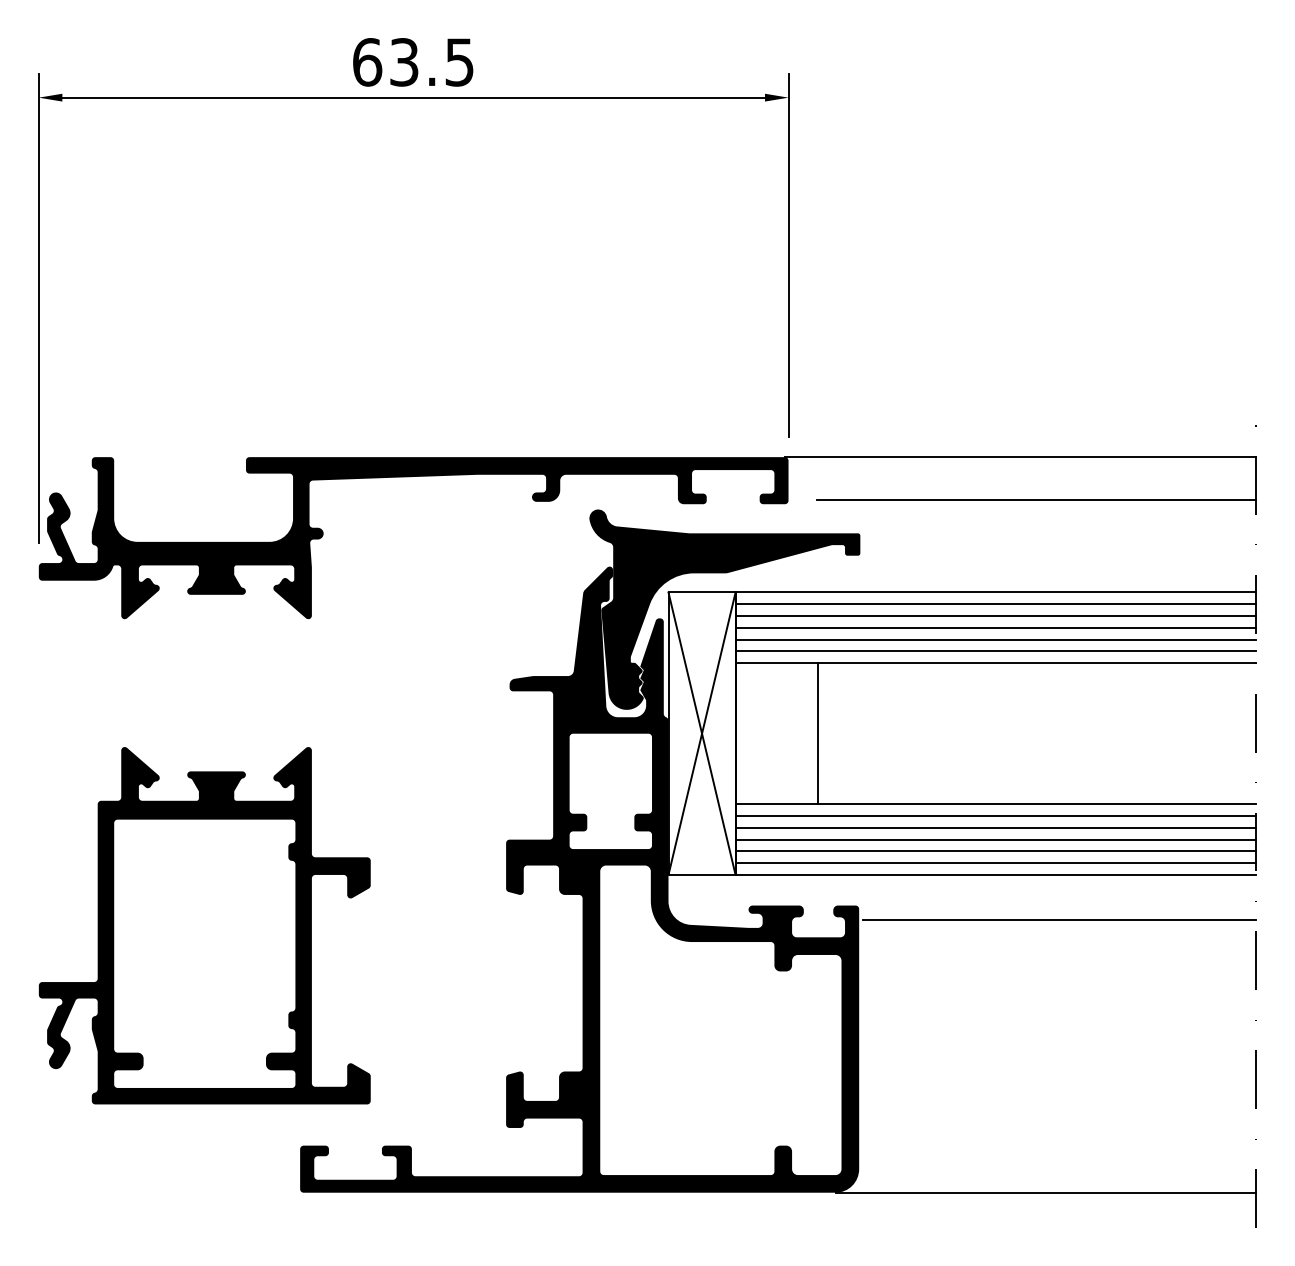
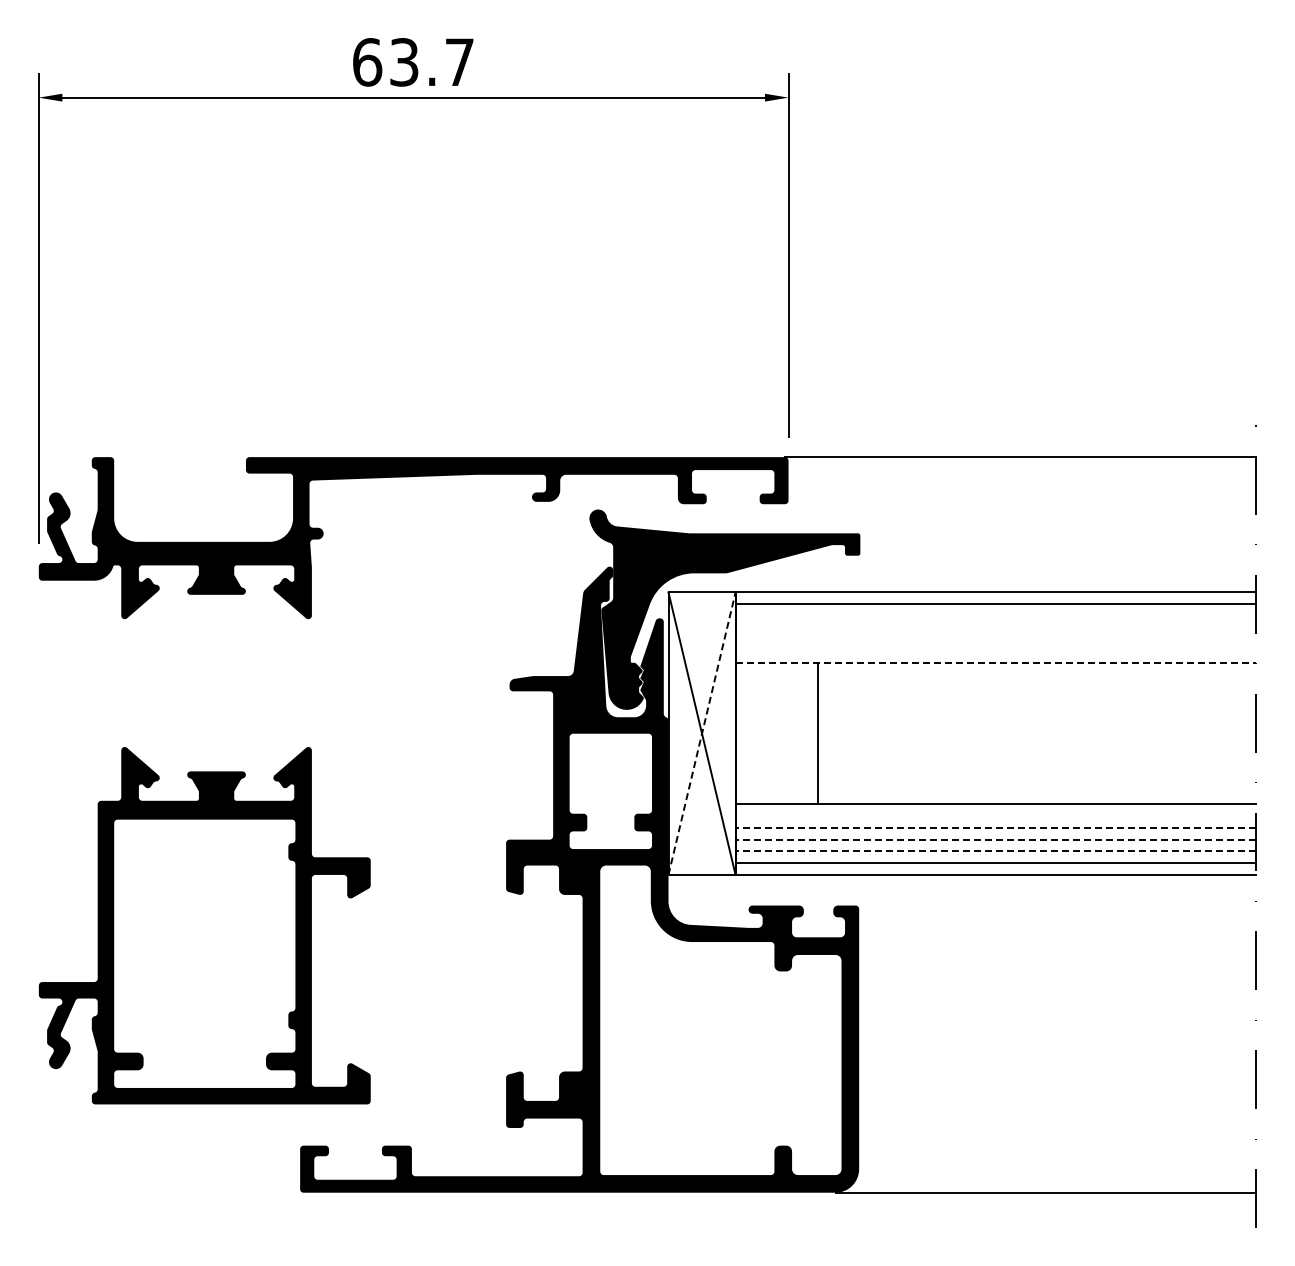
text: 63.5 -> 63.7 (459, 62)
line: present -> none (1036, 500)
line: present -> none (995, 616)
line: present -> none (995, 627)
line: present -> none (995, 639)
line: present -> none (995, 651)
line: solid -> dashed (996, 663)
line: solid -> dashed (702, 733)
line: present -> none (995, 816)
line: solid -> dashed (995, 827)
line: solid -> dashed (995, 839)
line: solid -> dashed (995, 851)
line: present -> none (1059, 919)
